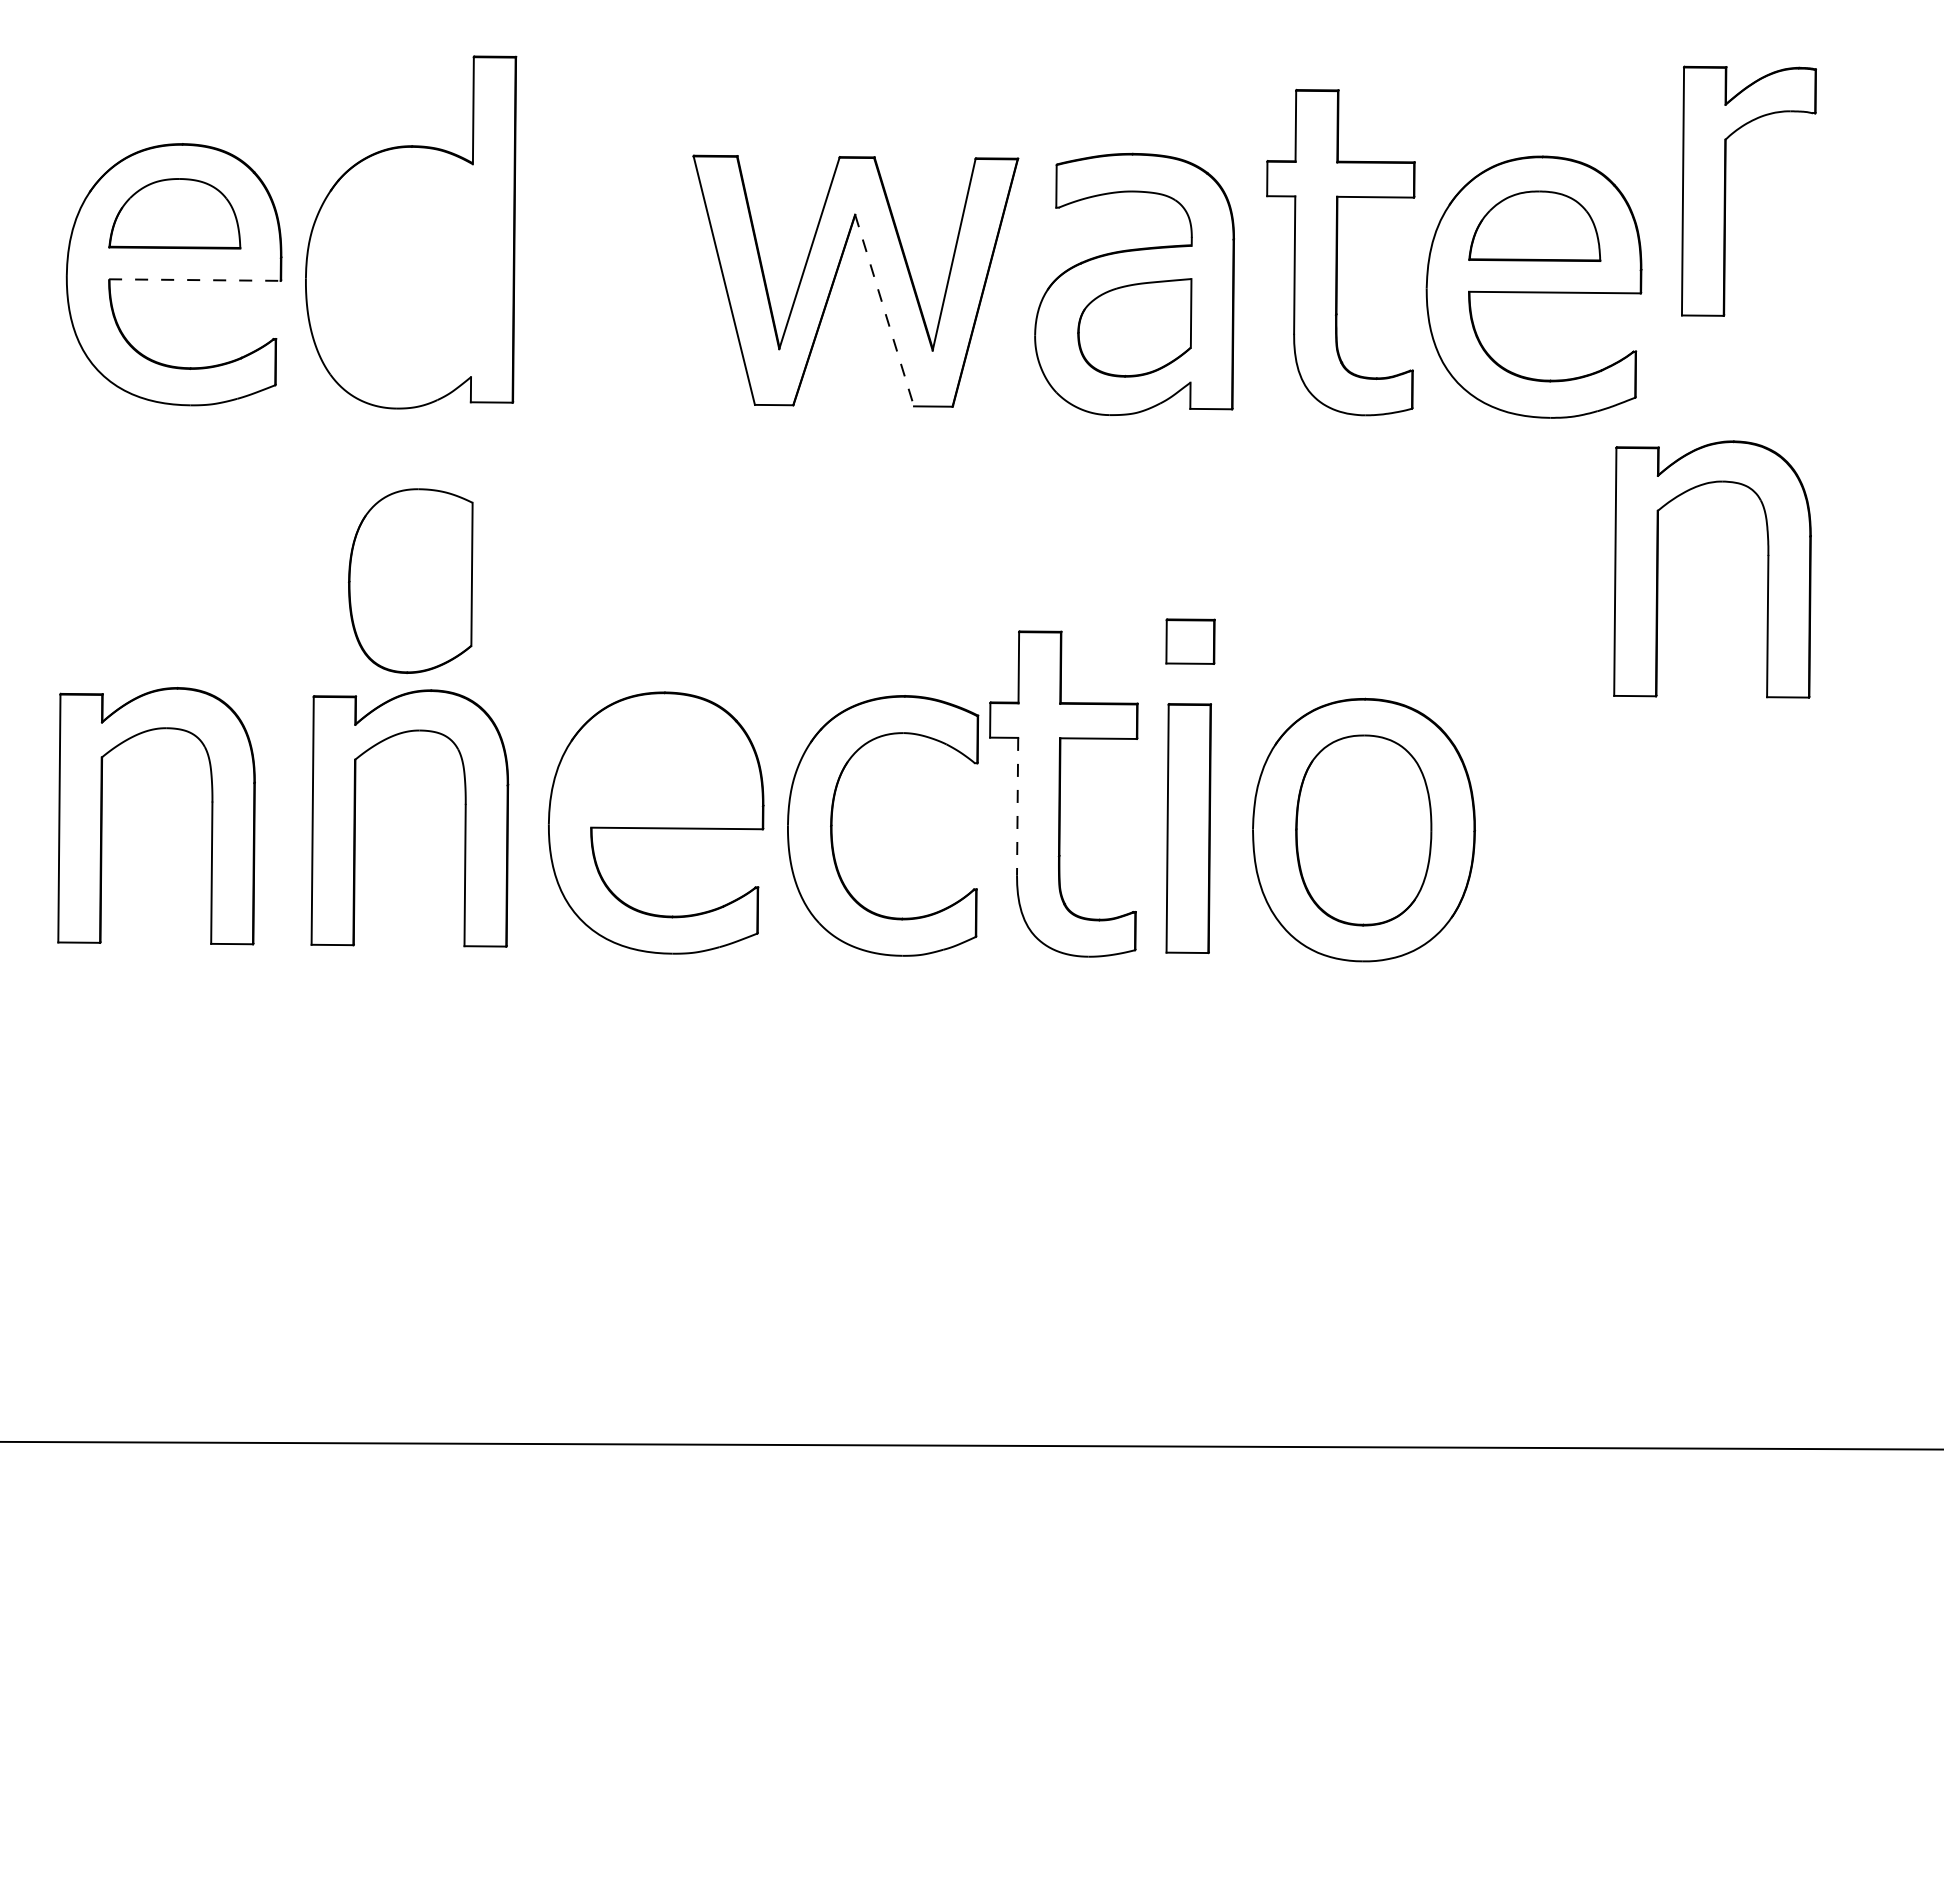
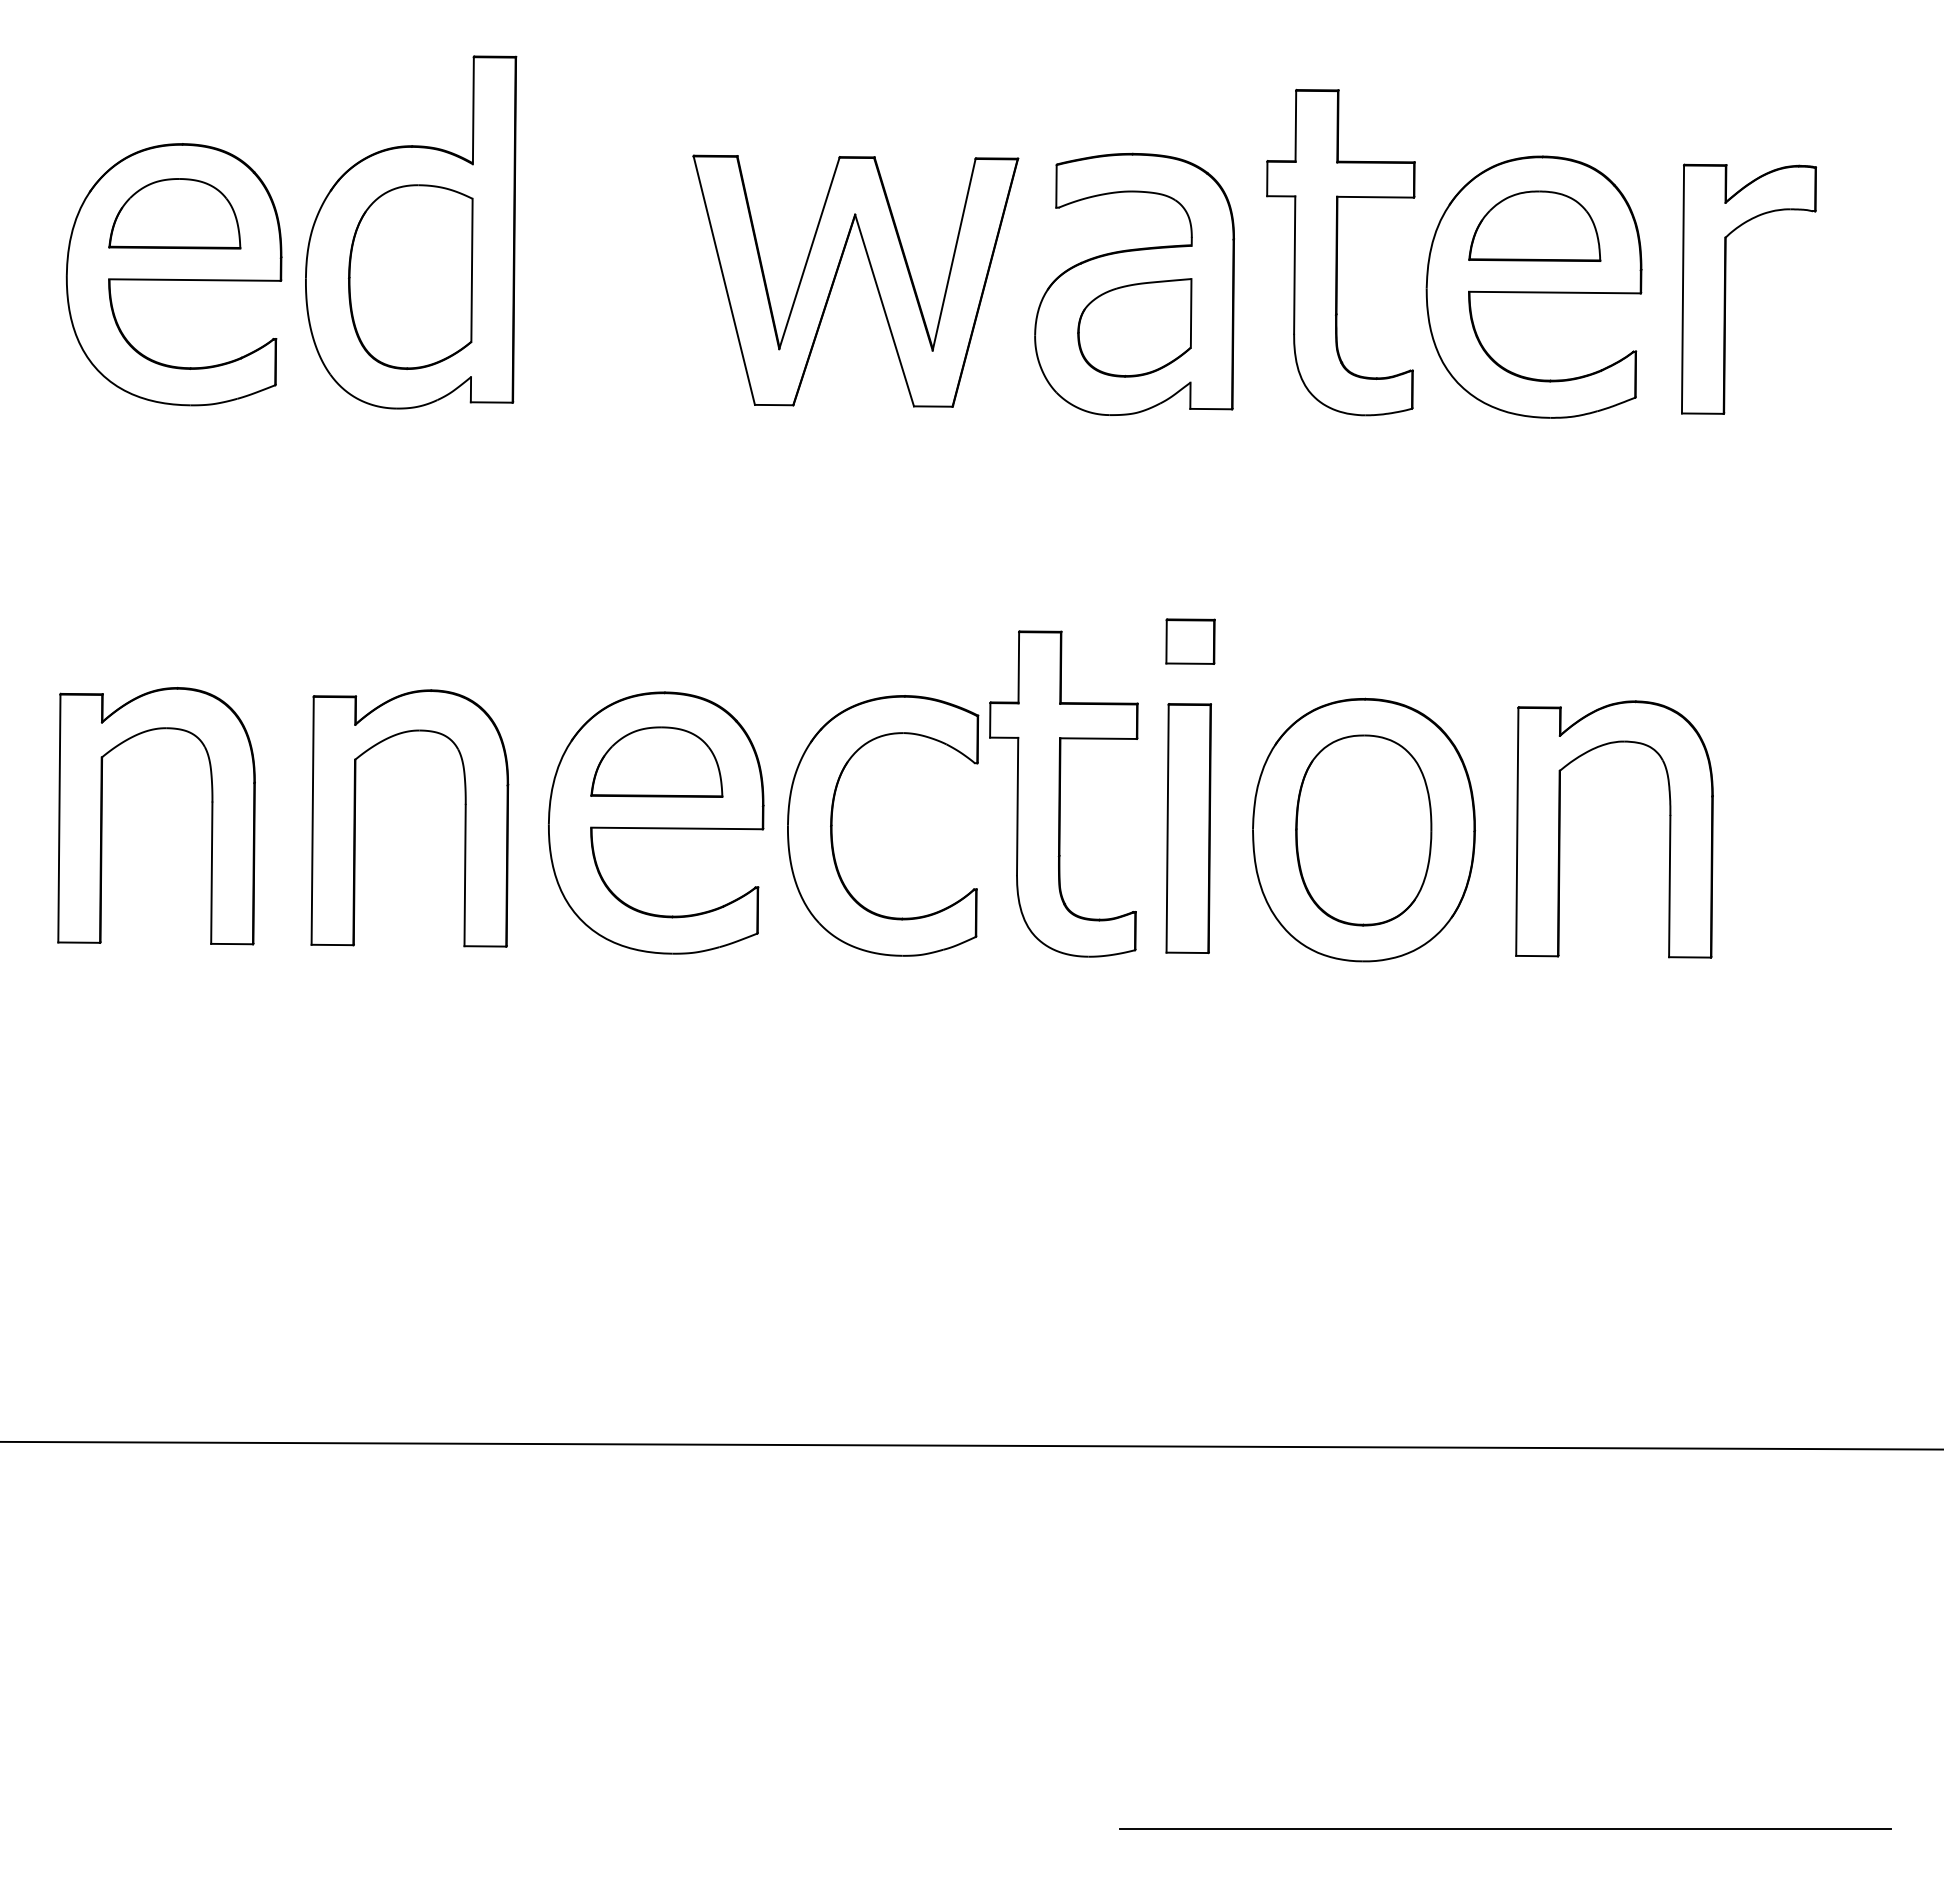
part position: (1726, 190) -> (1726, 288) (1726, 288)
line: dashed -> solid (194, 280)
line: dashed -> solid (884, 310)
part position: (1658, 569) -> (1560, 829) (1560, 829)
part position: (410, 580) -> (410, 276) (410, 276)
part: none -> present (656, 761)
line: dashed -> solid (1017, 806)
line: none -> present (1505, 1829)
